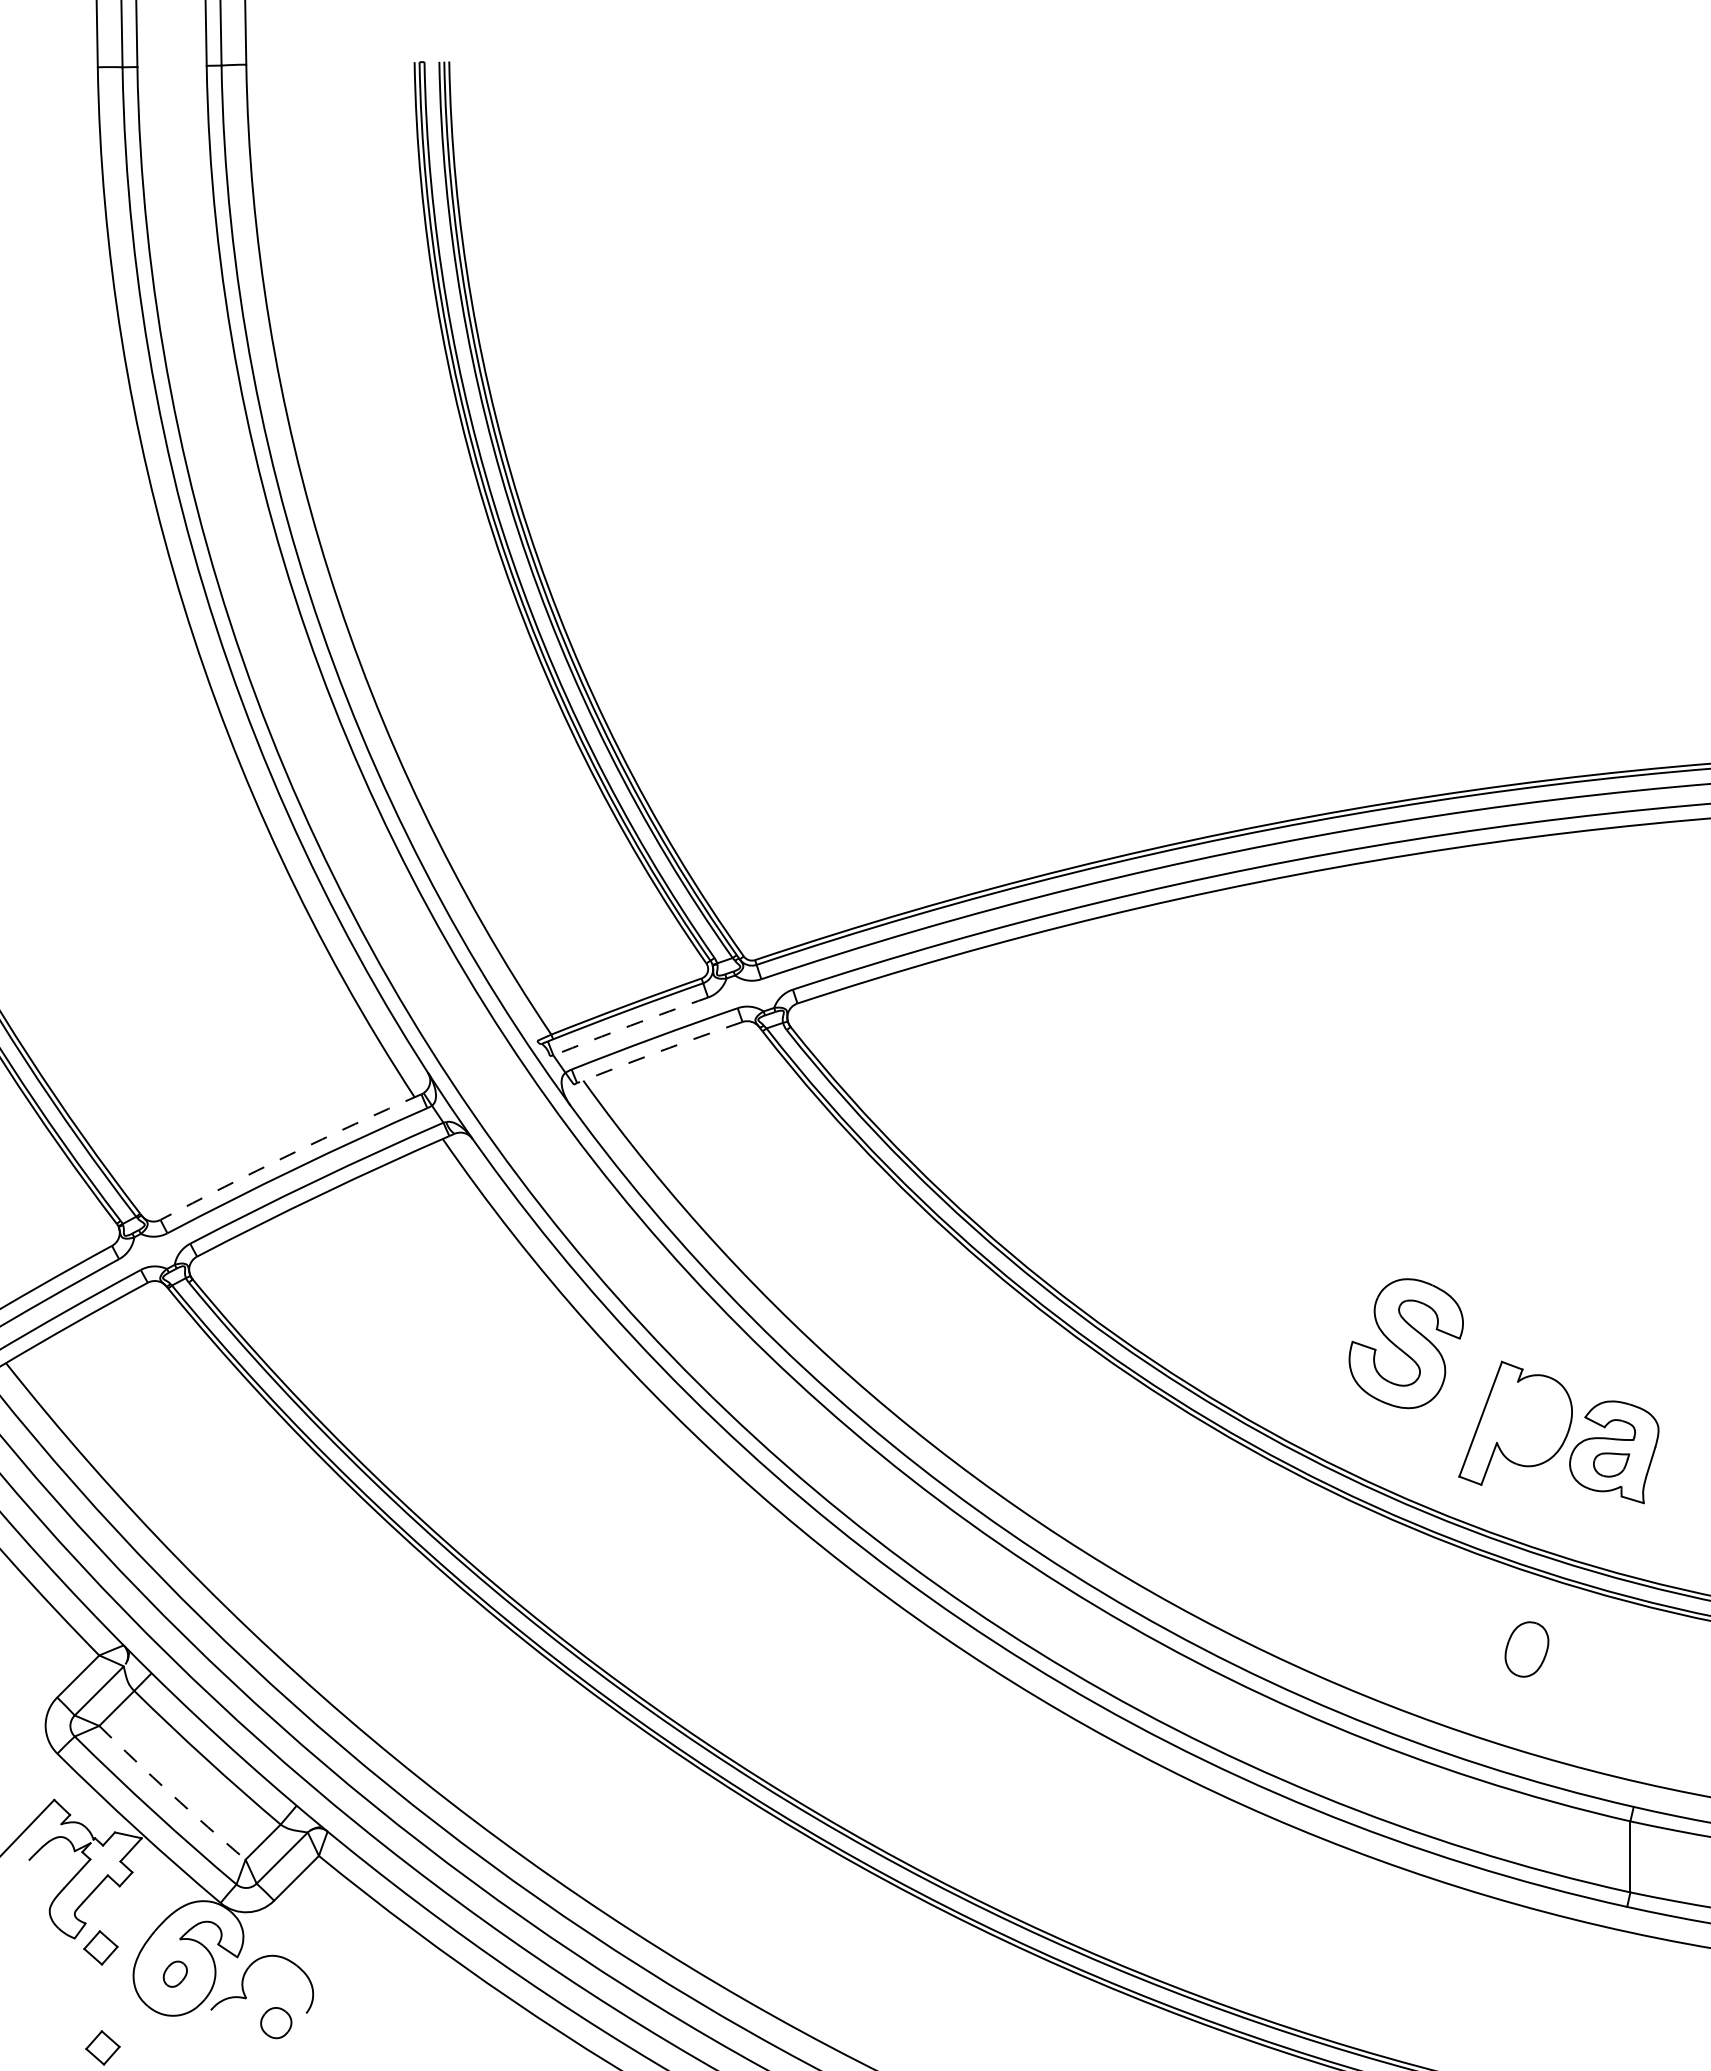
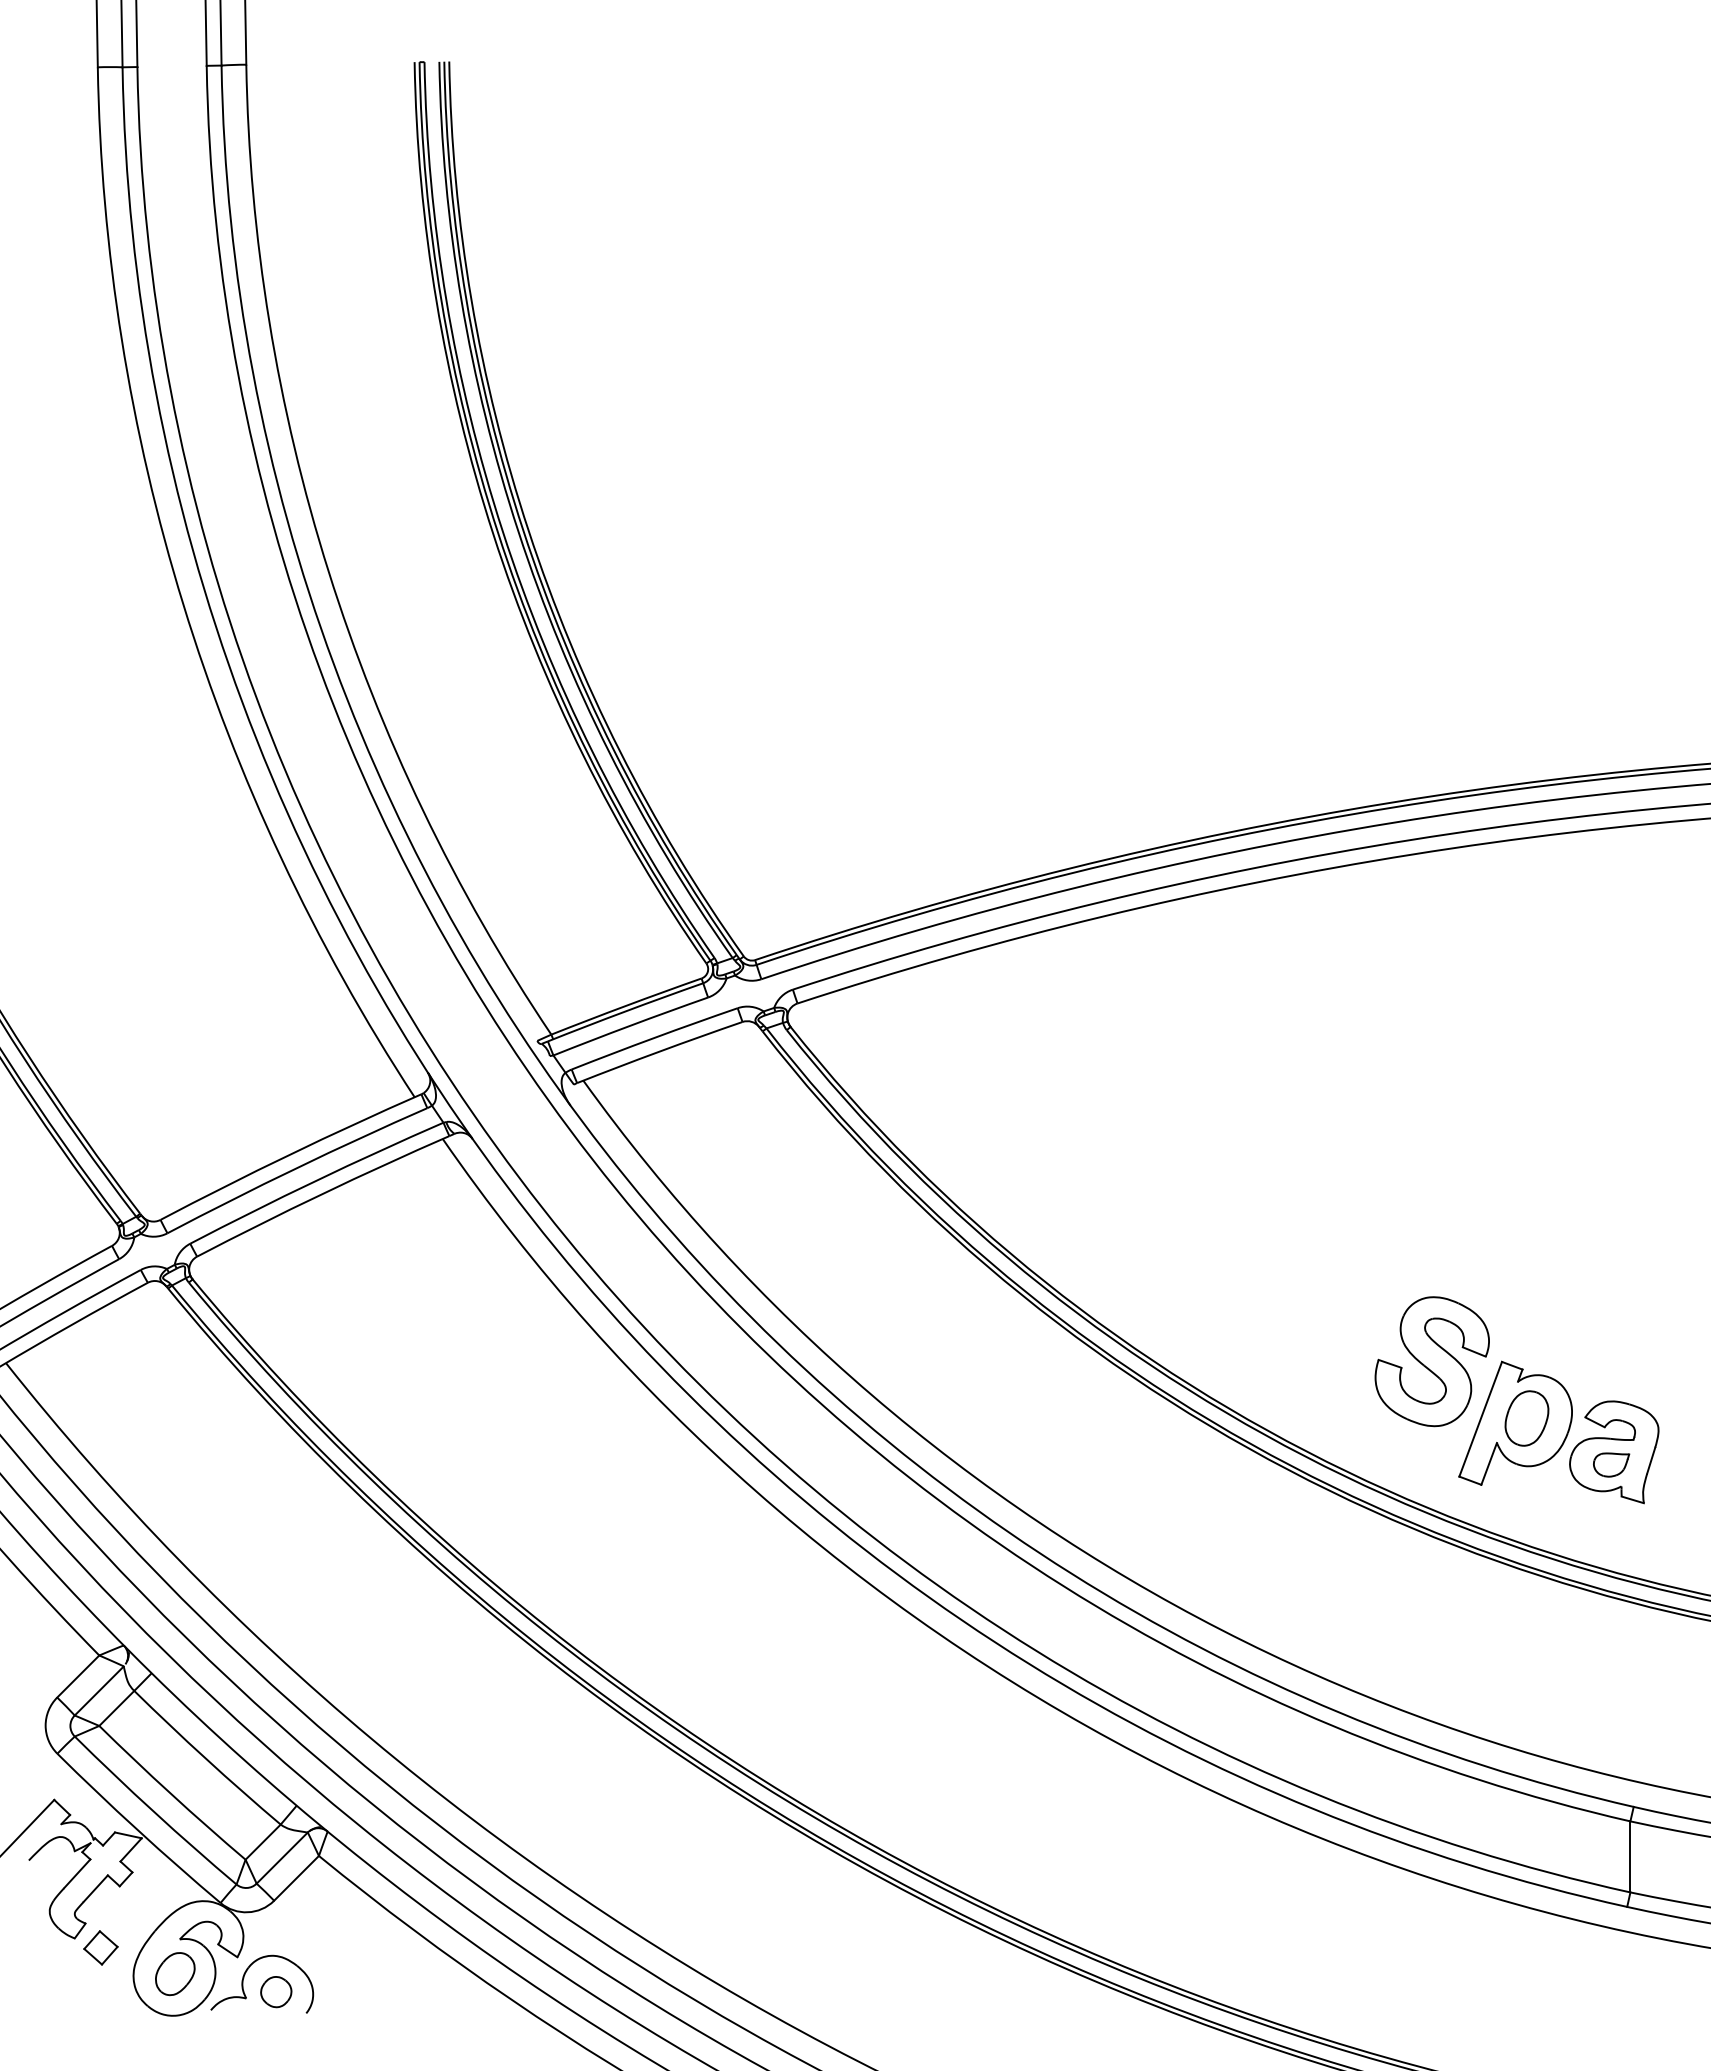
arc: dashed -> solid (630, 1025)
arc: dashed -> solid (659, 1051)
arc: dashed -> solid (289, 1154)
part position: (1405, 1343) -> (1431, 1361) (1431, 1361)
part position: (1526, 1649) -> (1526, 1418) (1526, 1418)
arc: dashed -> solid (171, 1794)
part size: 26x28 px -> 41x45 px (175, 1974)
part position: (276, 2023) -> (276, 1992) (276, 1992)
part: present -> none (102, 2047)
